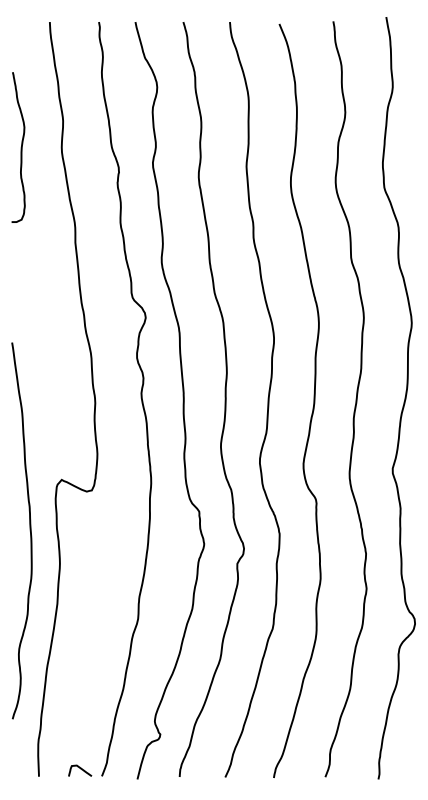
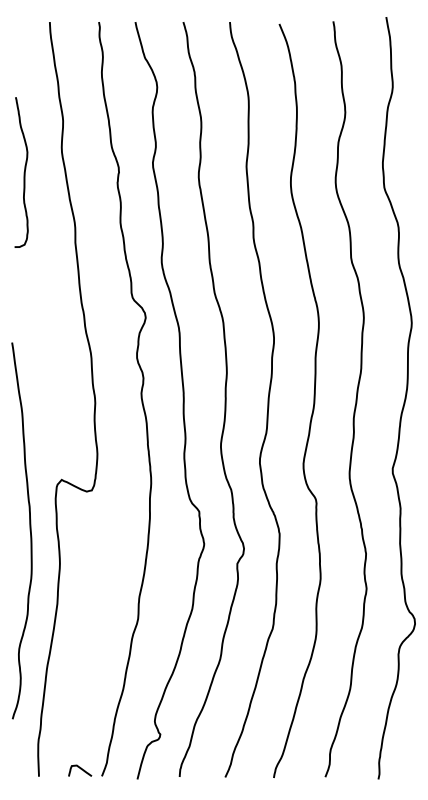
curve position: (20, 147) -> (23, 172) (23, 172)
